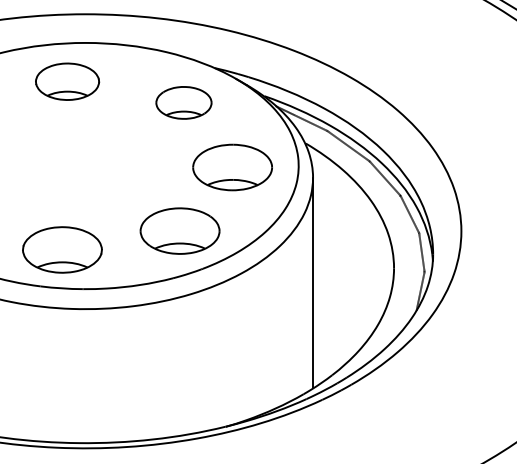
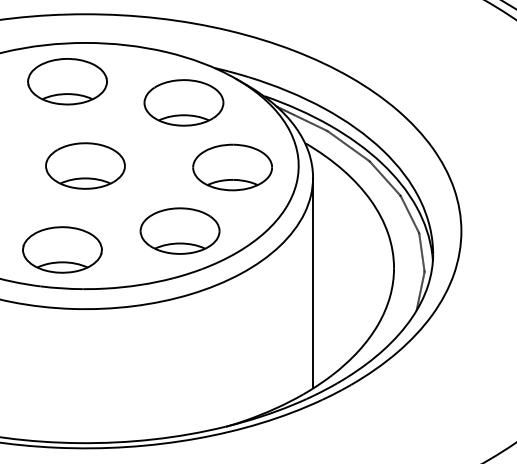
part size: 66x39 px -> 81x48 px (67, 81)
part size: 58x34 px -> 82x48 px (183, 102)
part: none -> present (85, 165)
